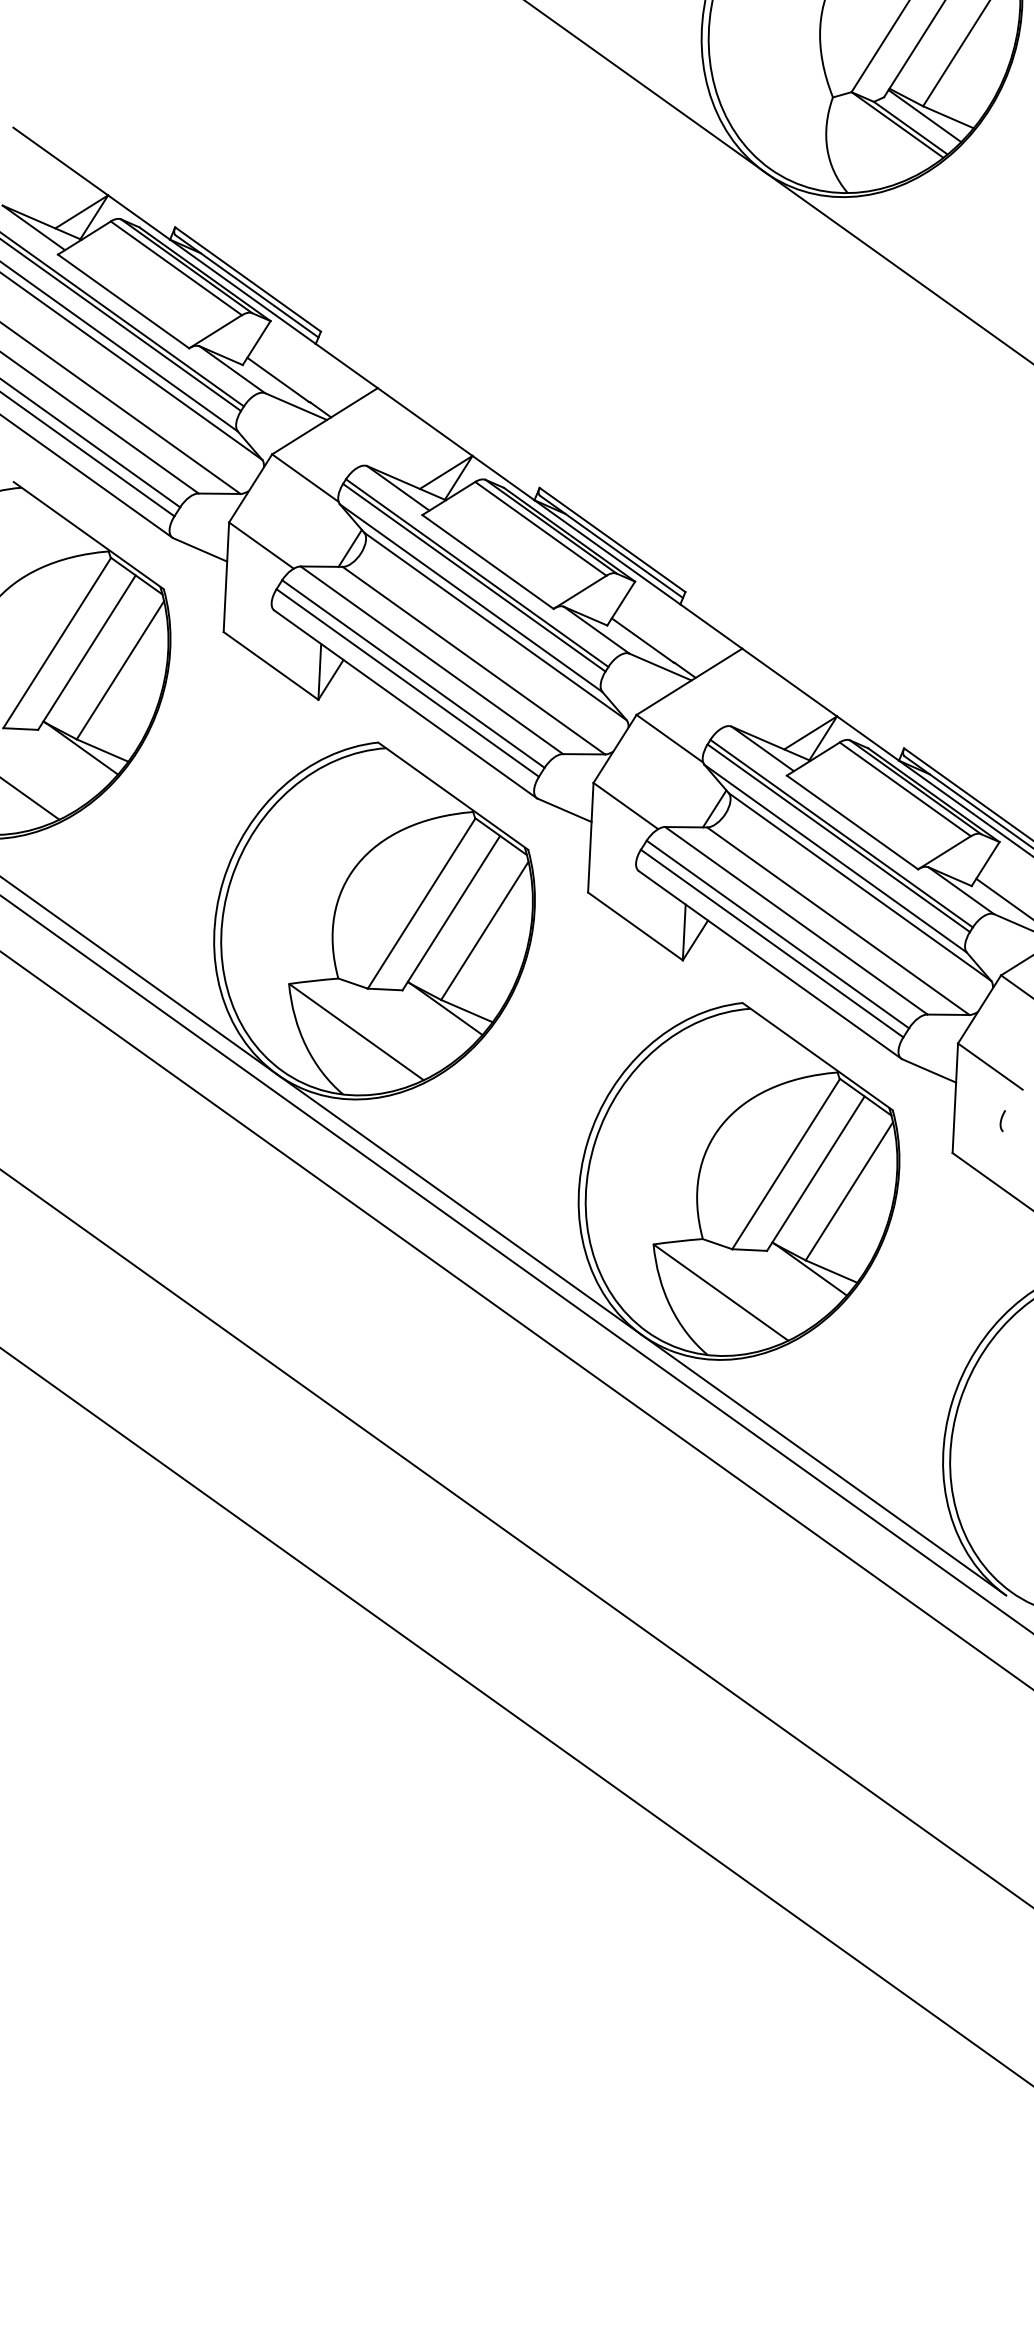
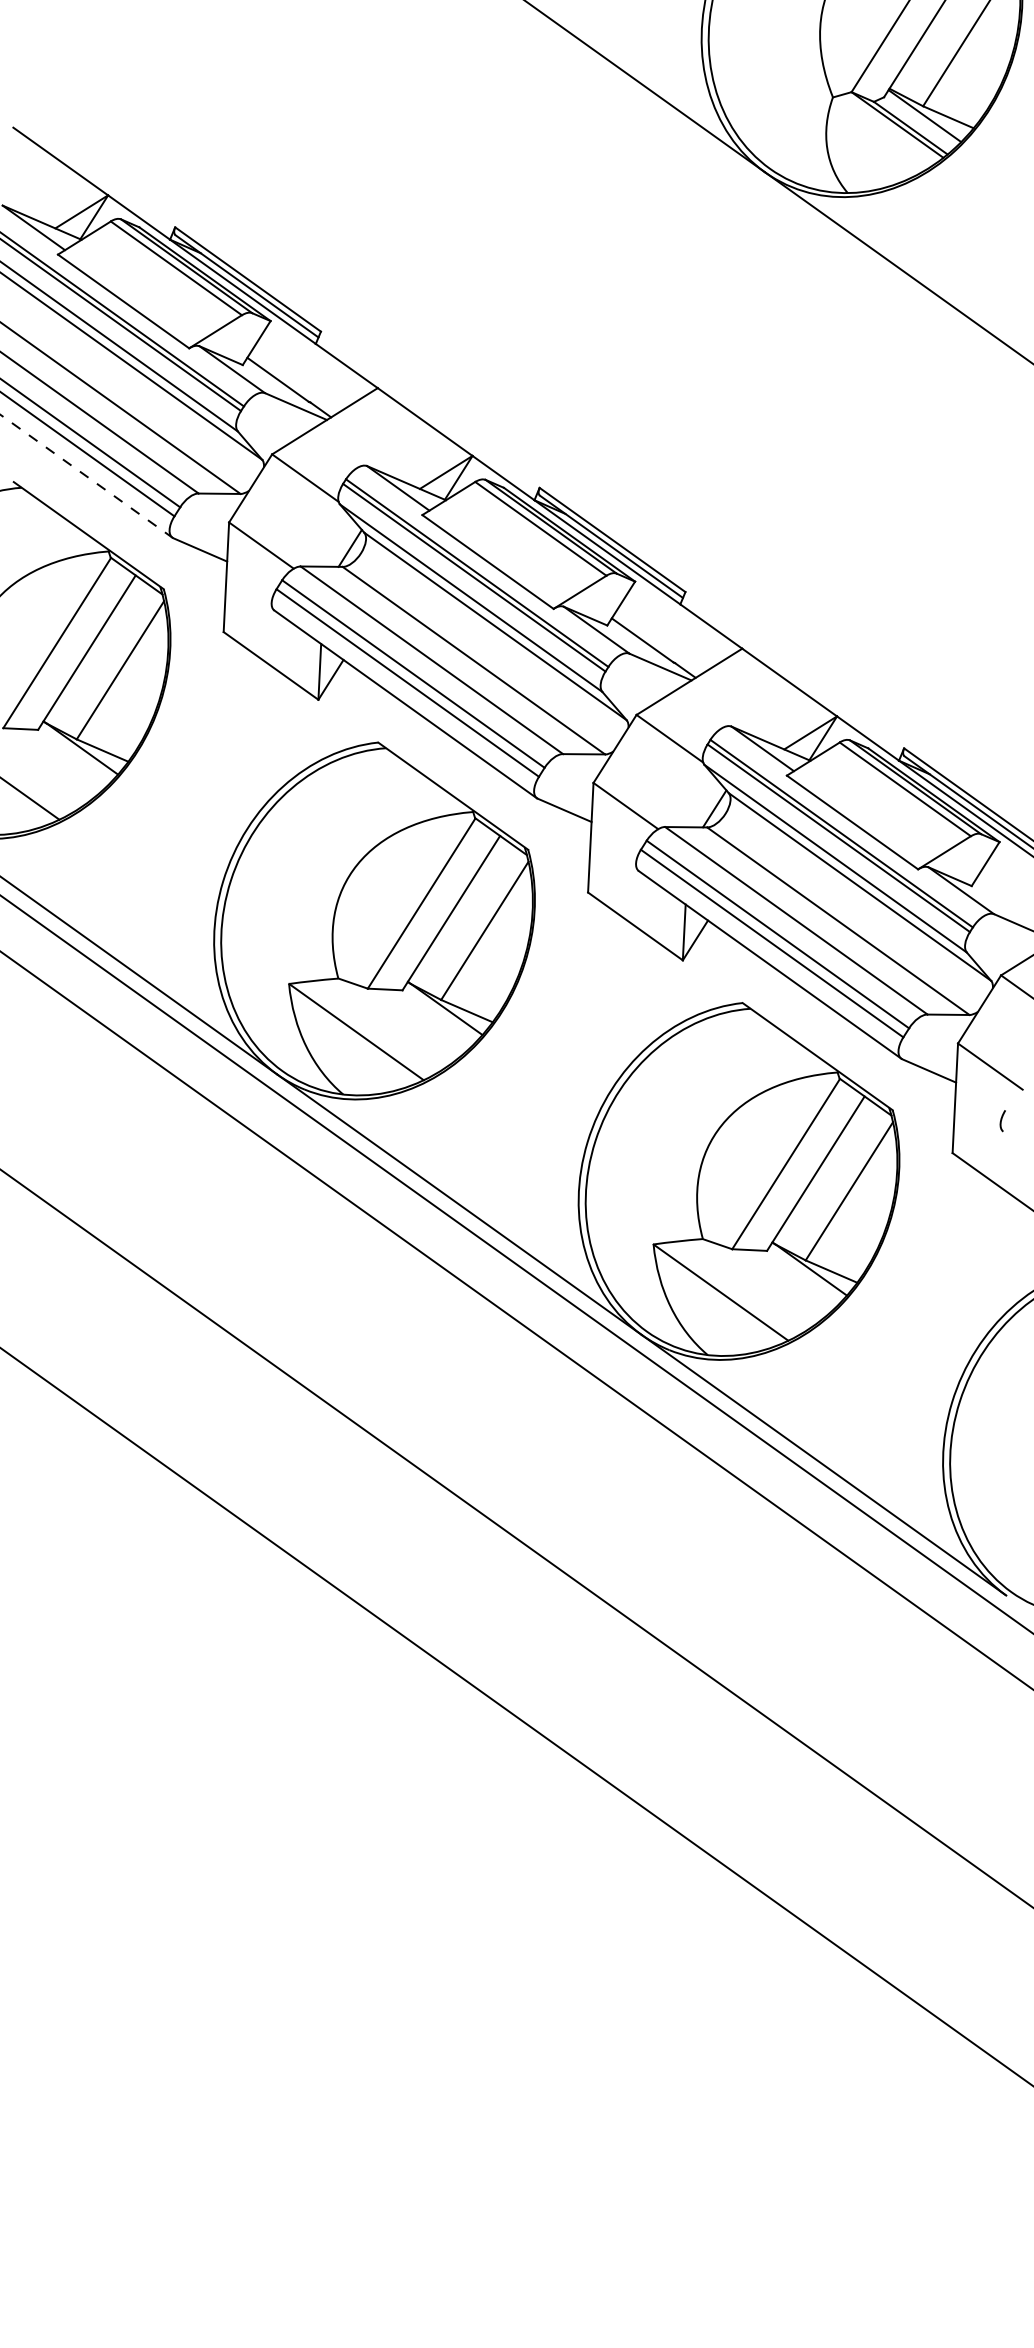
line: solid -> dashed (86, 476)
line: present -> none (1003, 897)
